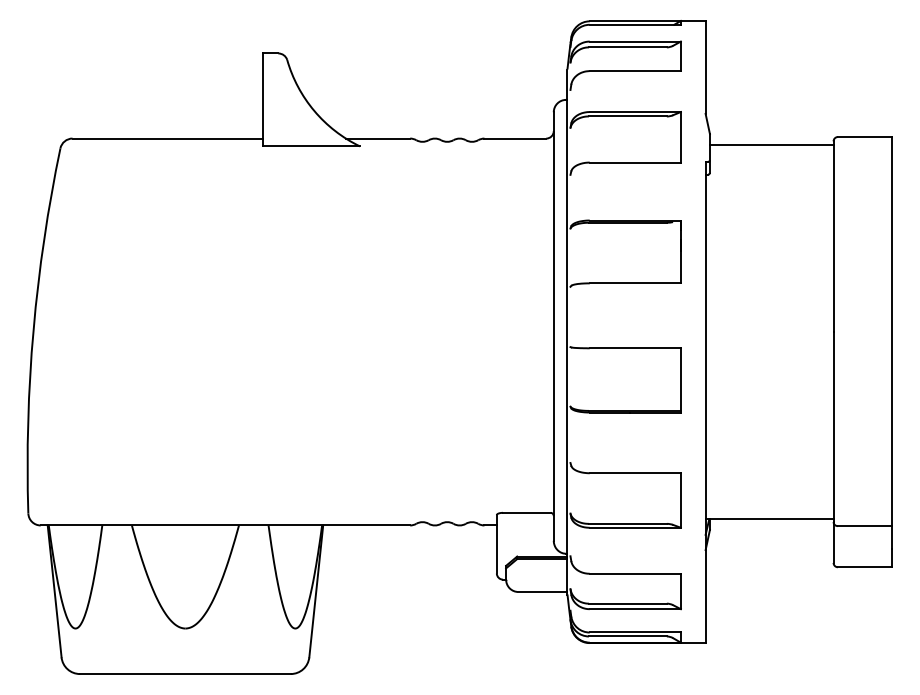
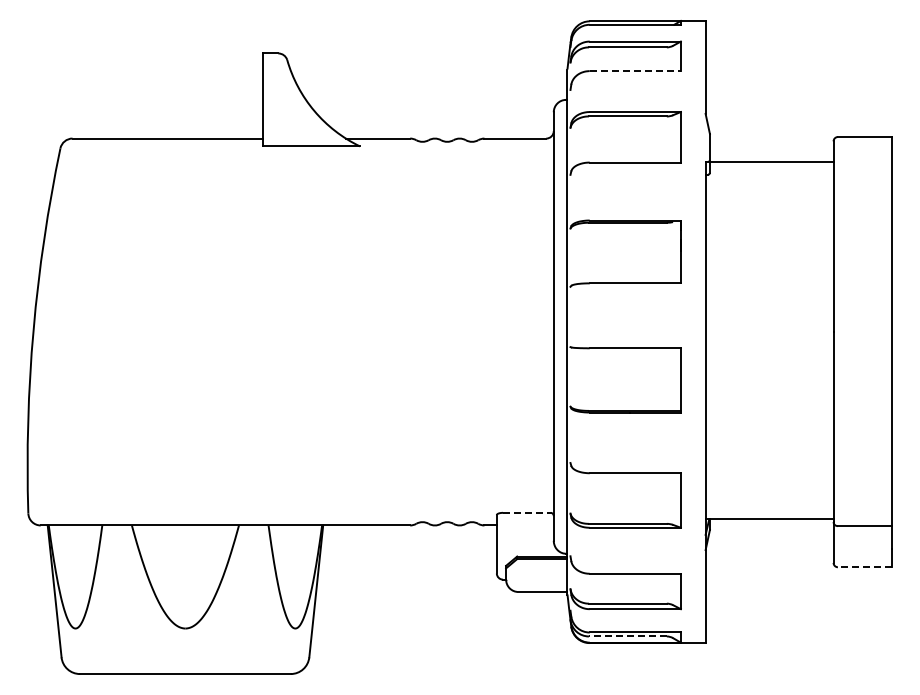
line: solid -> dashed (635, 71)
line position: (771, 144) -> (771, 161) (771, 161)
line: solid -> dashed (526, 512)
line: solid -> dashed (864, 567)
line: solid -> dashed (627, 636)
